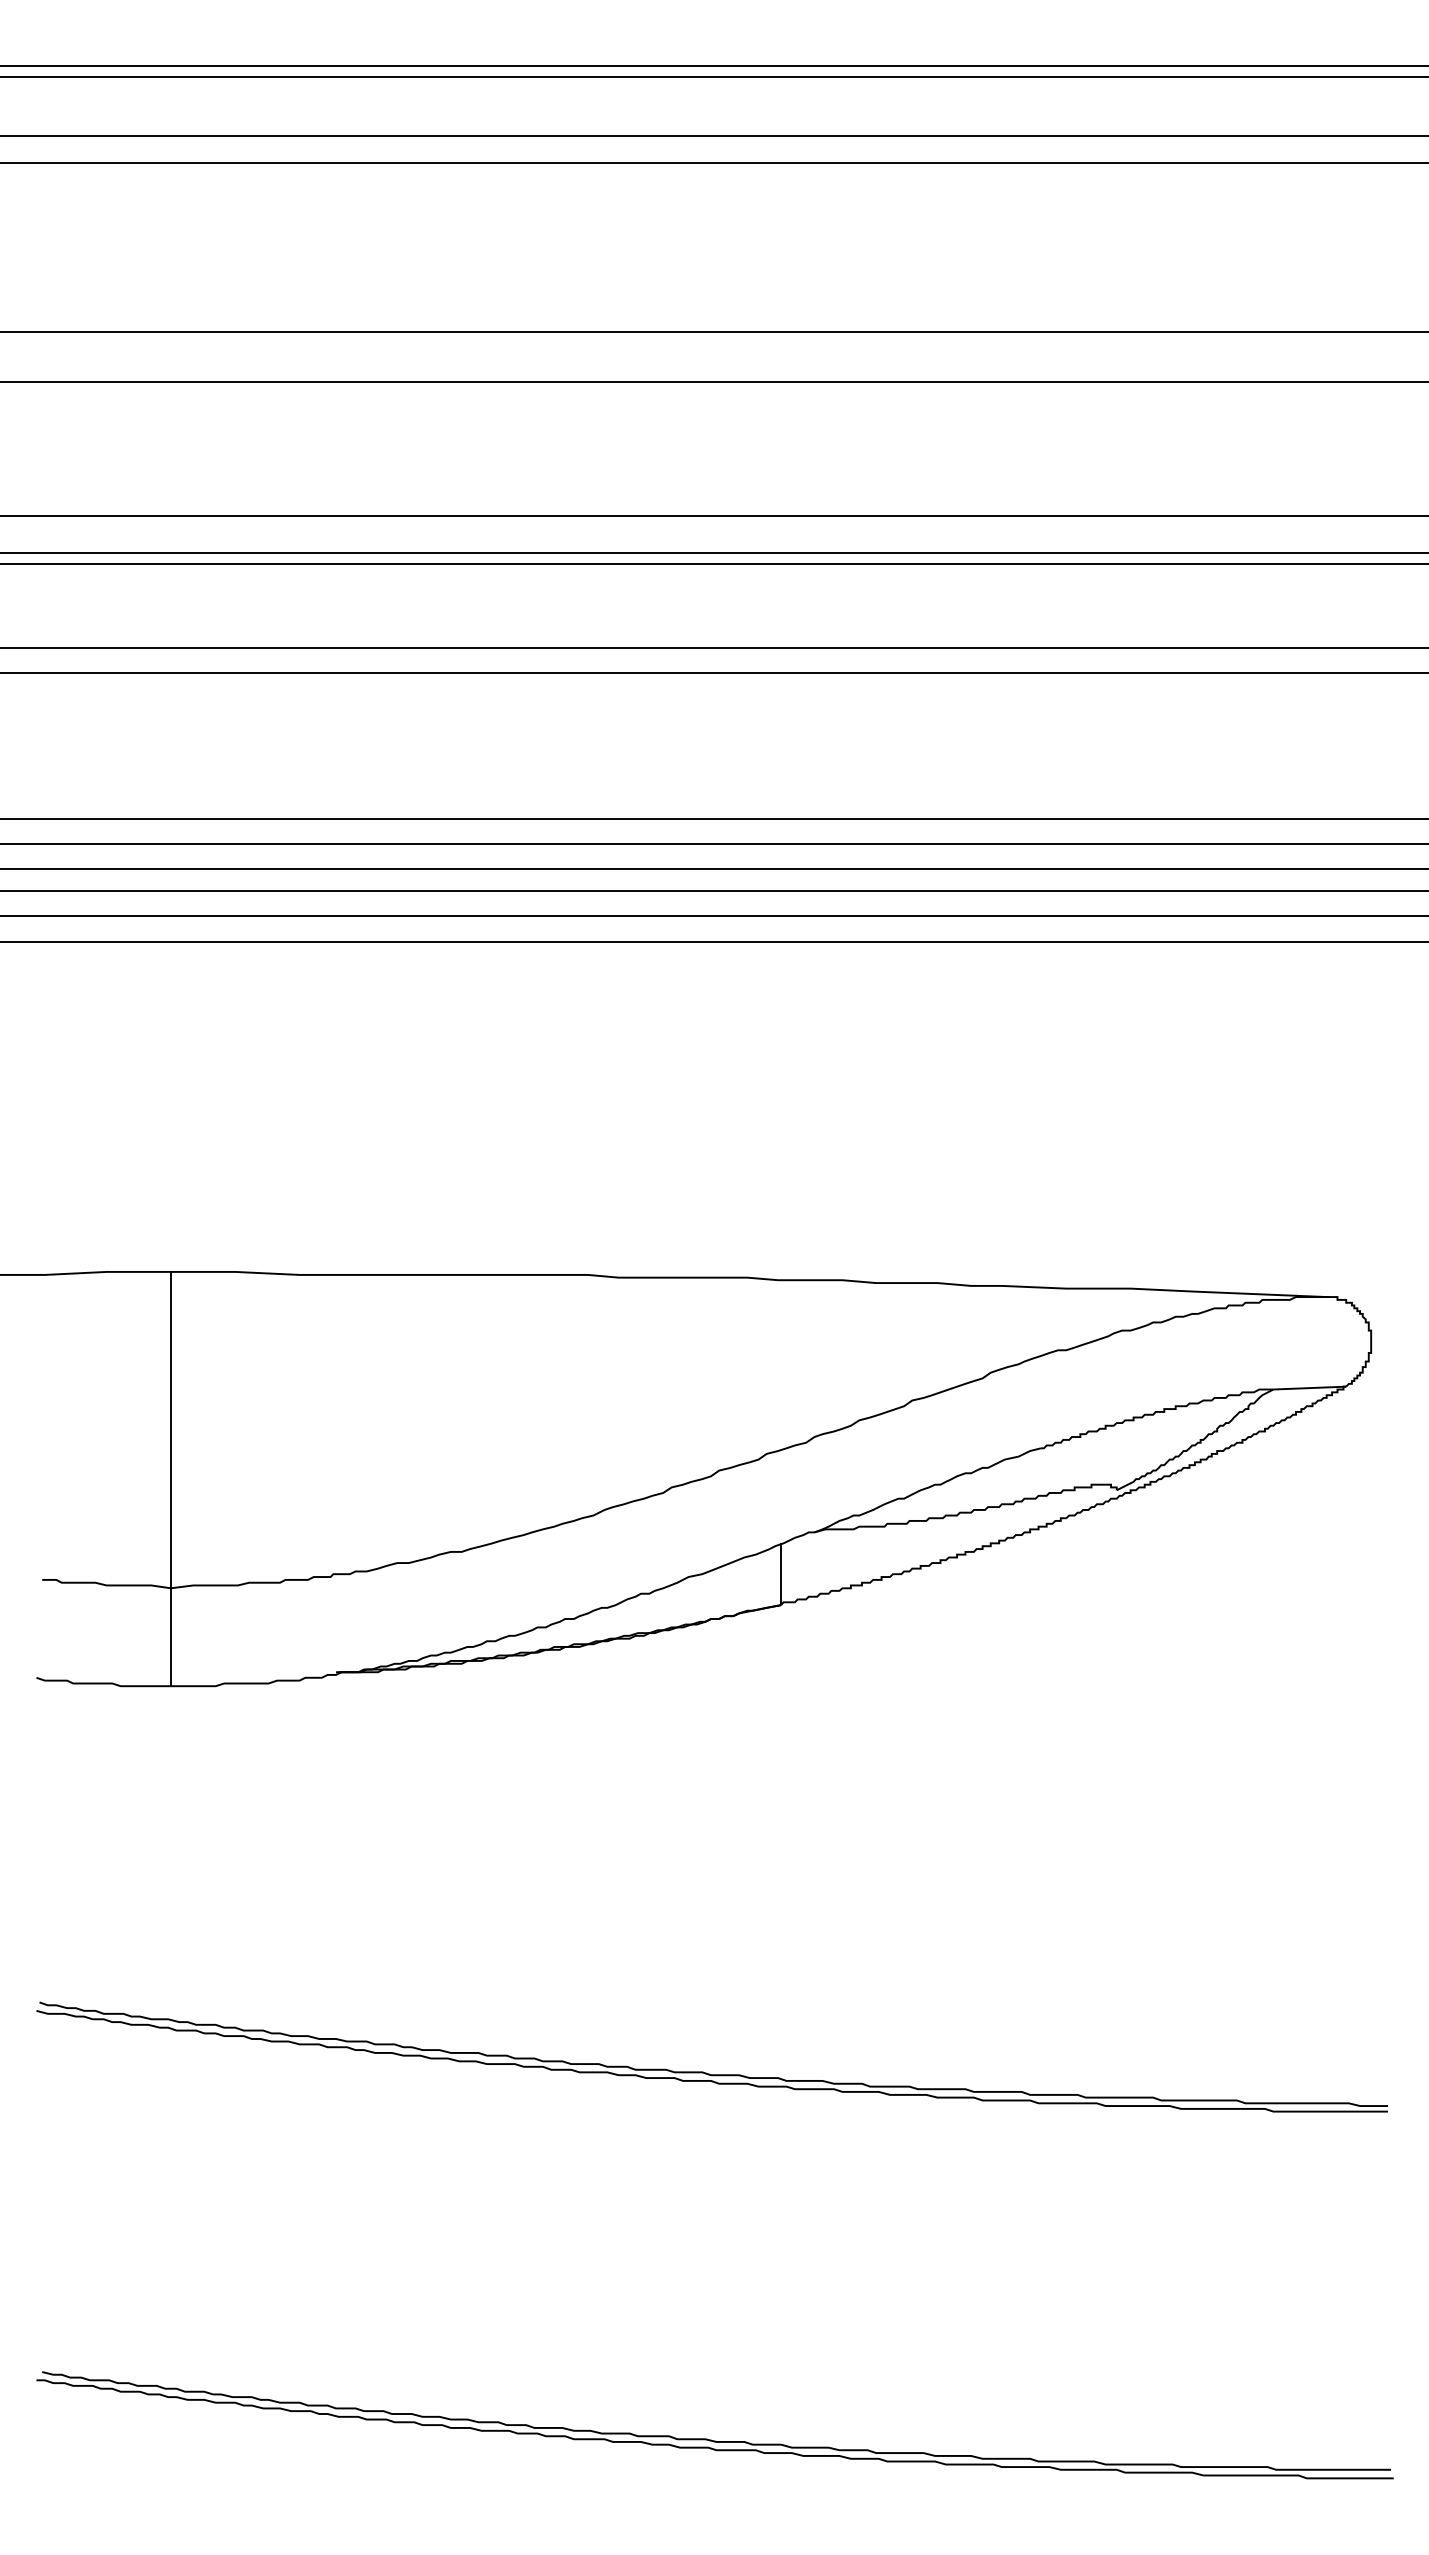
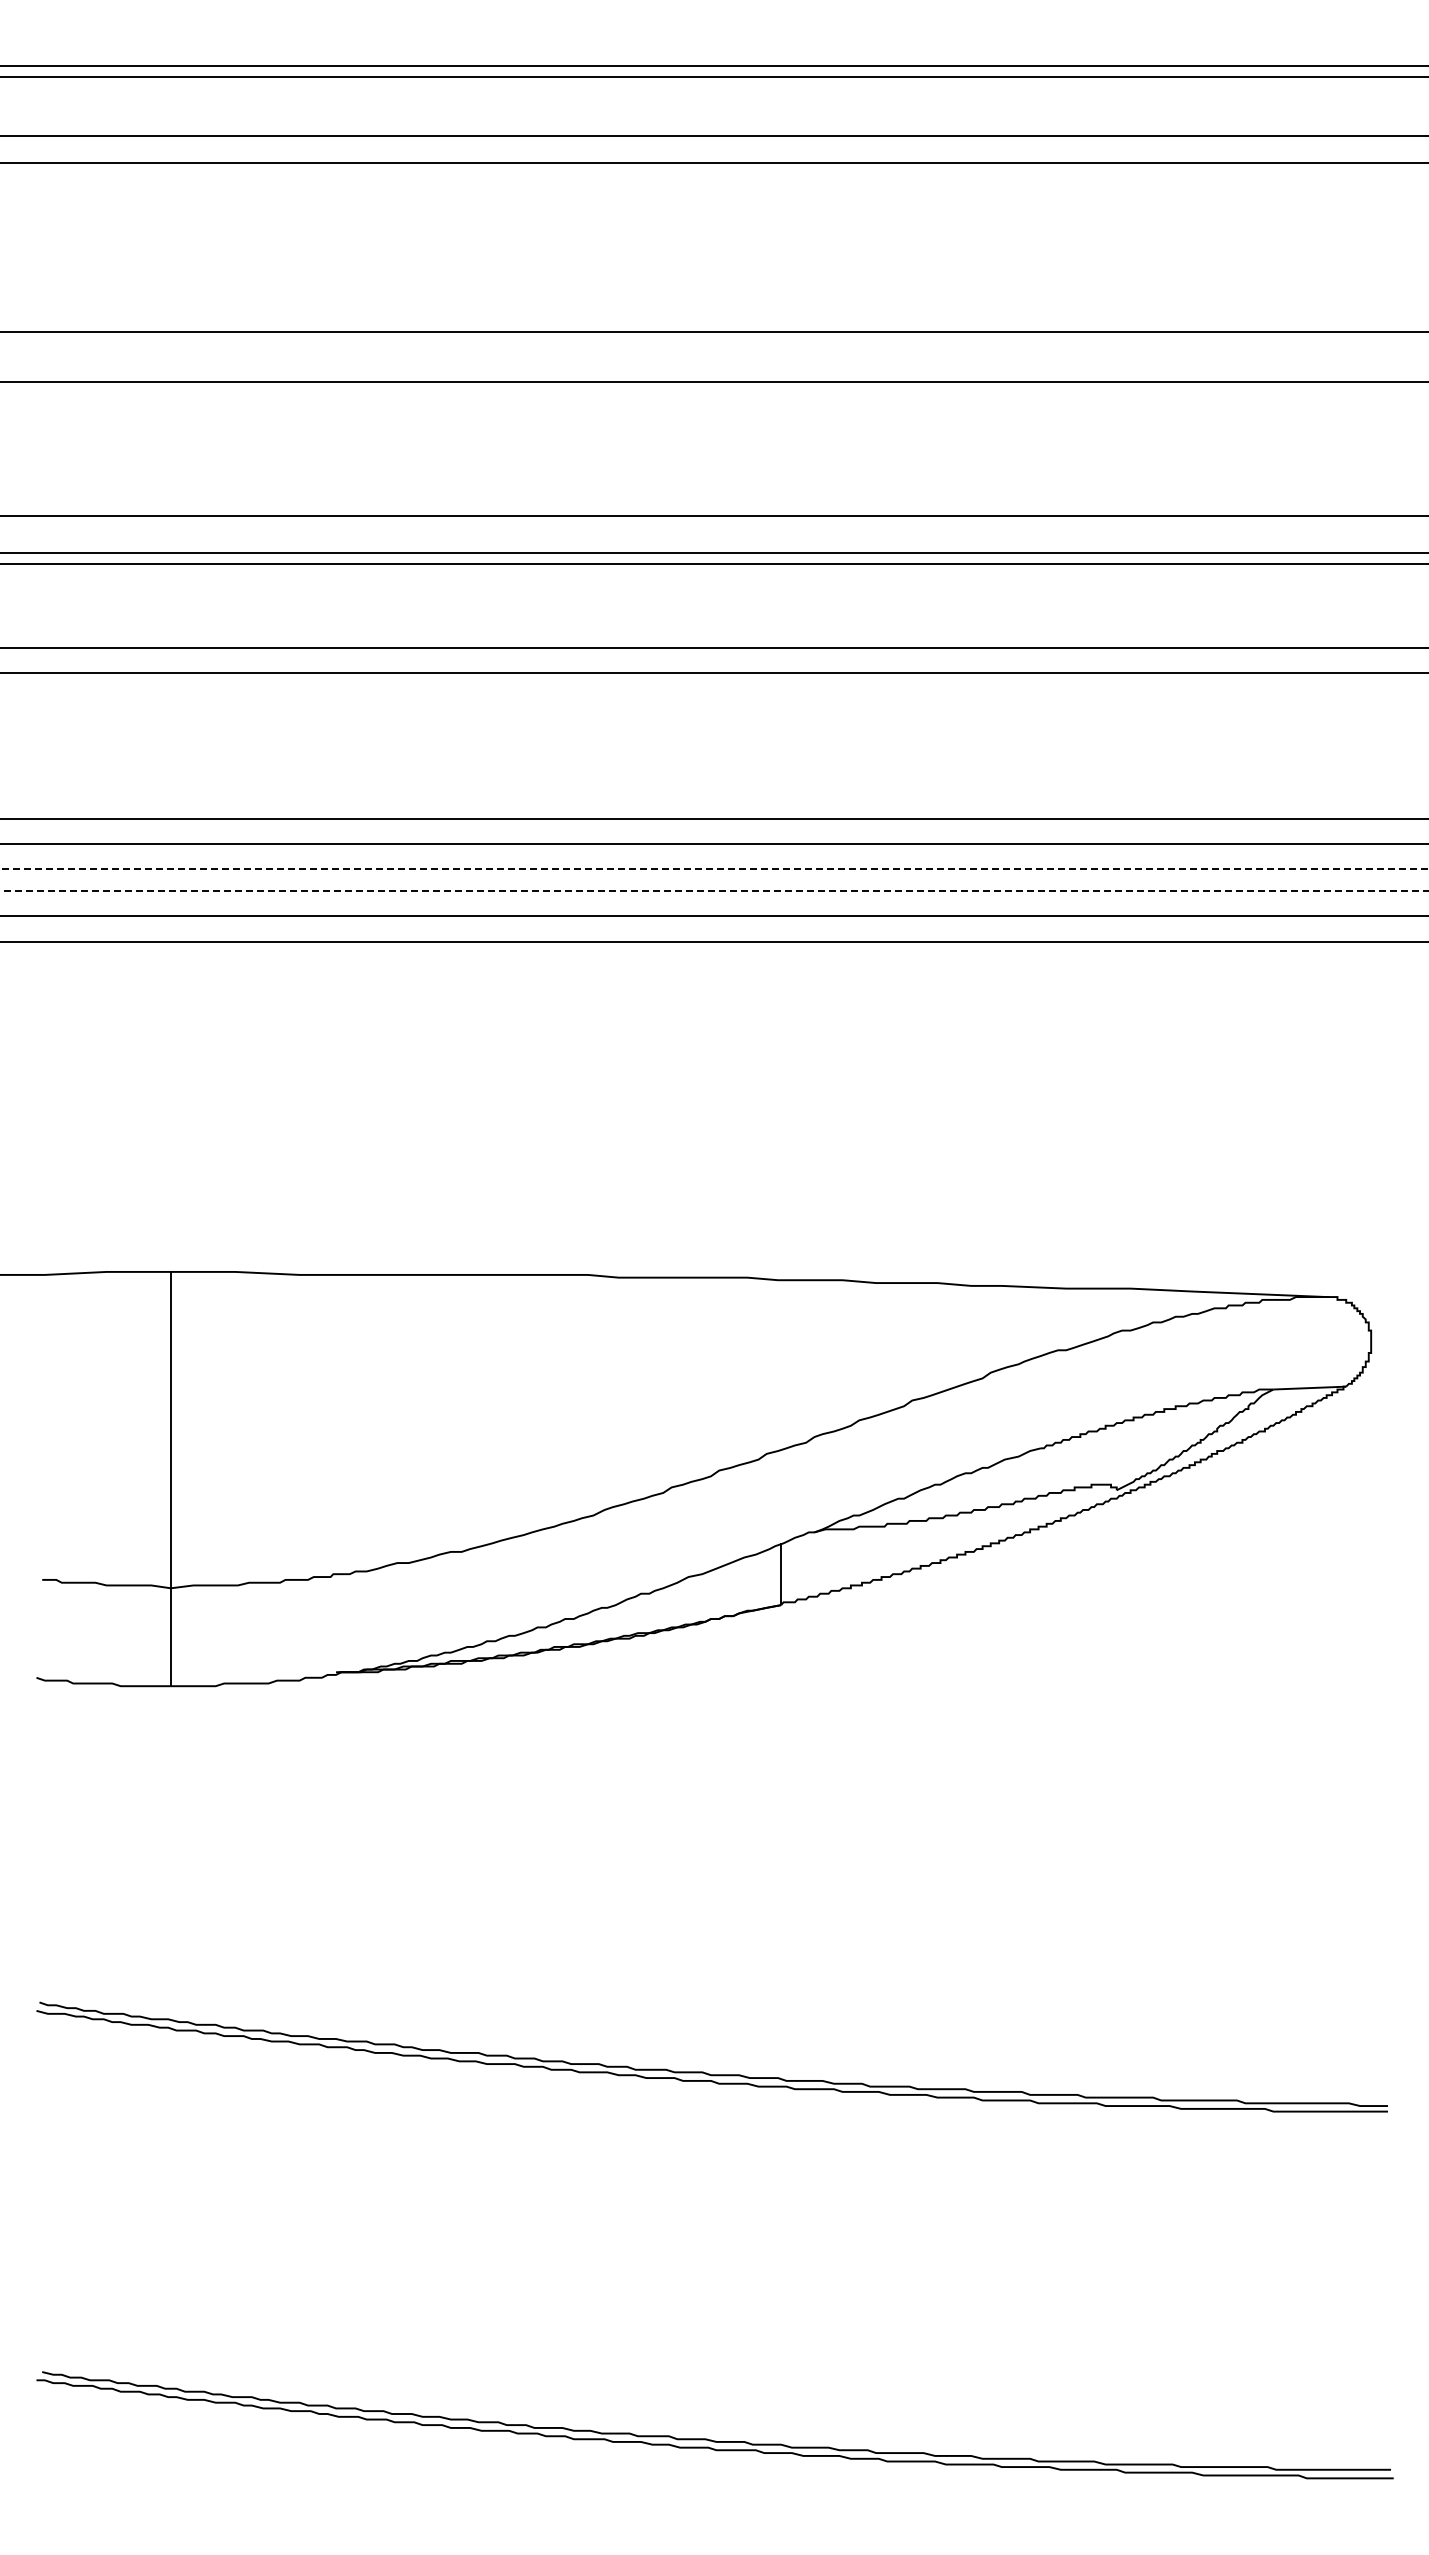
line: solid -> dashed (714, 868)
line: solid -> dashed (714, 891)
